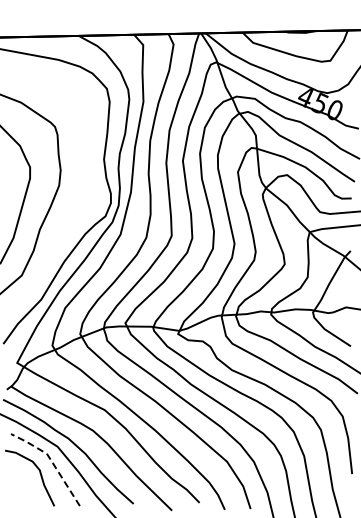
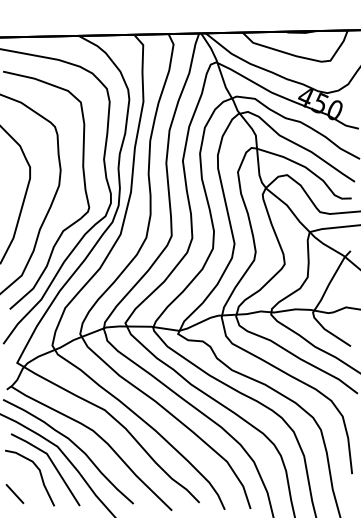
curve: none -> present (83, 182)
line: dashed -> solid (51, 461)
line: none -> present (14, 494)
